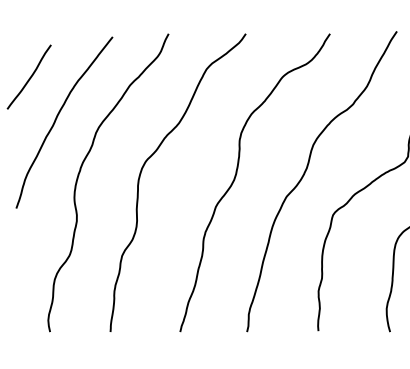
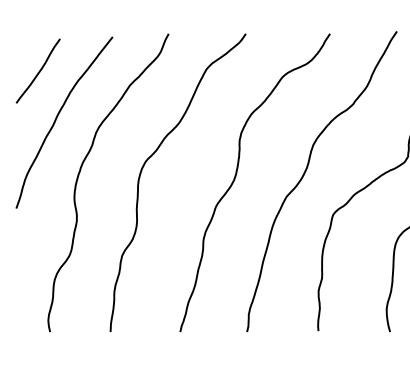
curve position: (29, 77) -> (38, 71) (38, 71)
